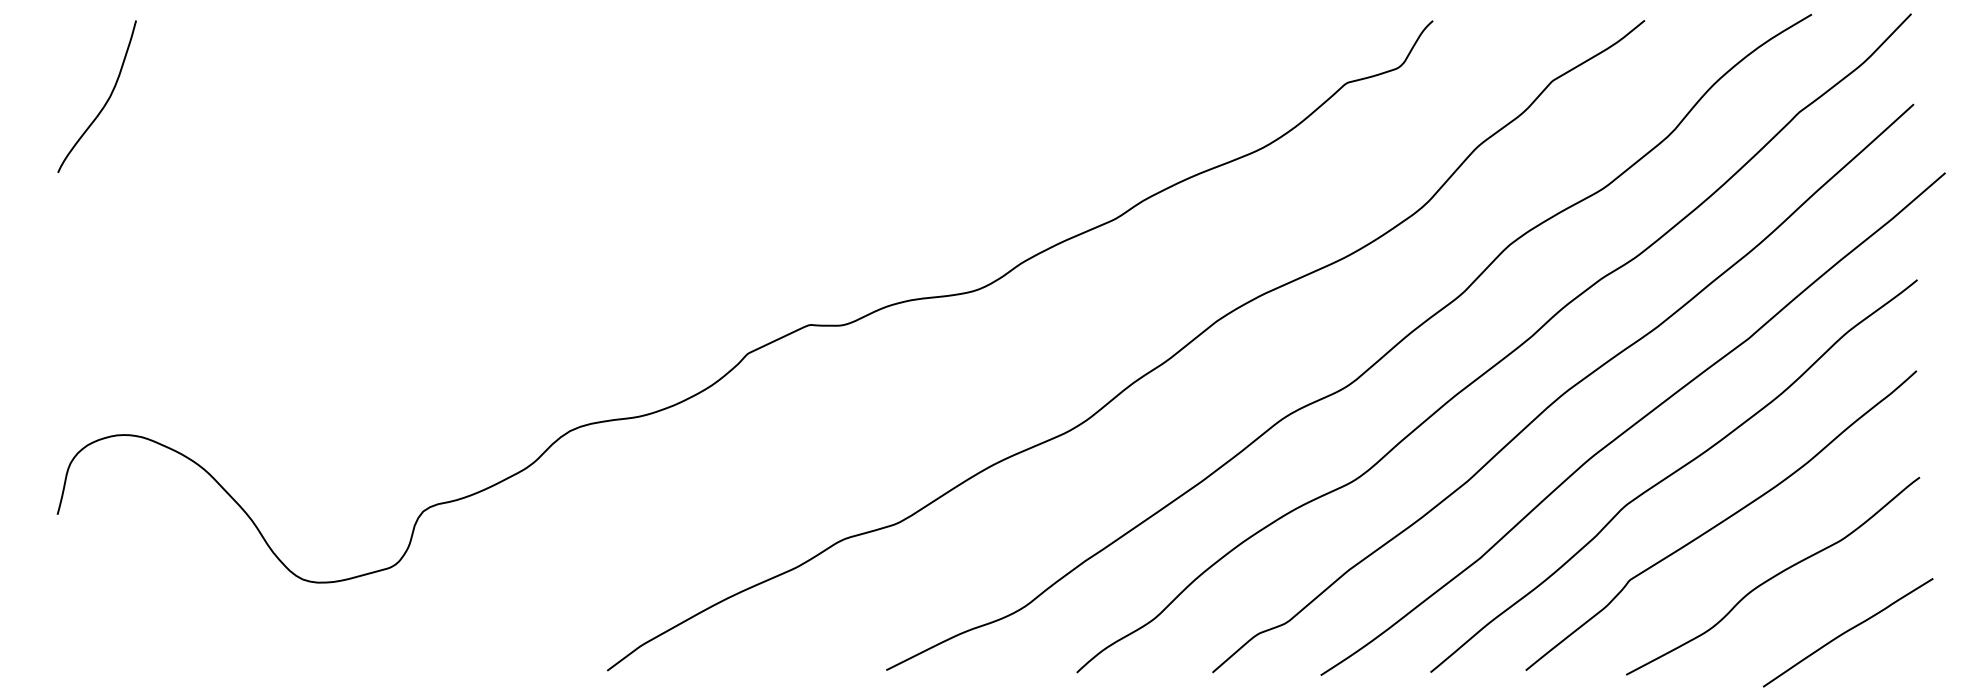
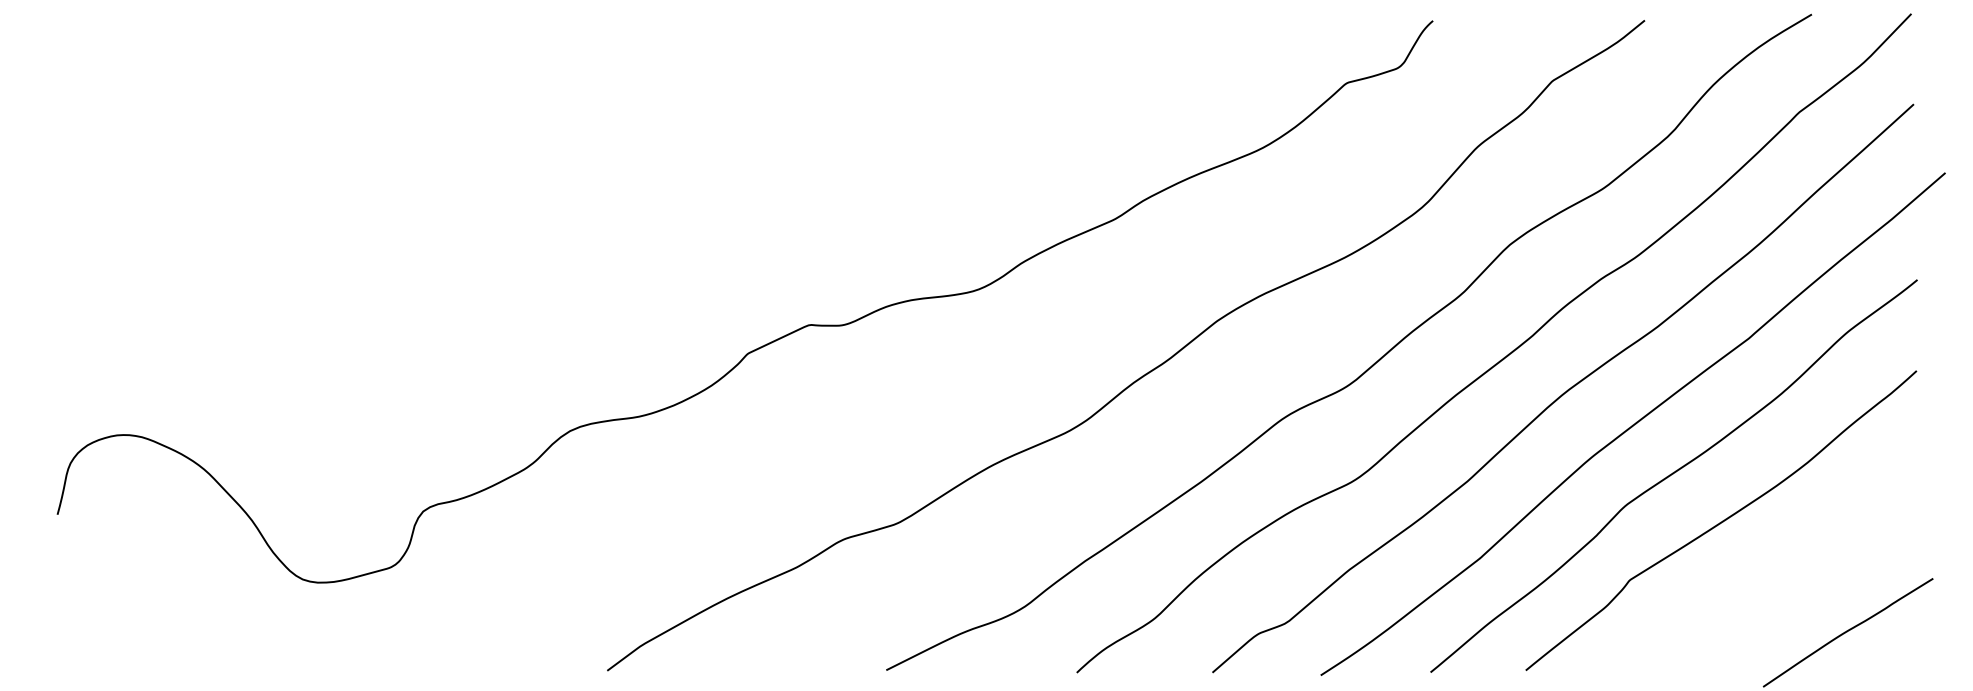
curve: present -> none (106, 100)
curve: present -> none (1774, 575)
